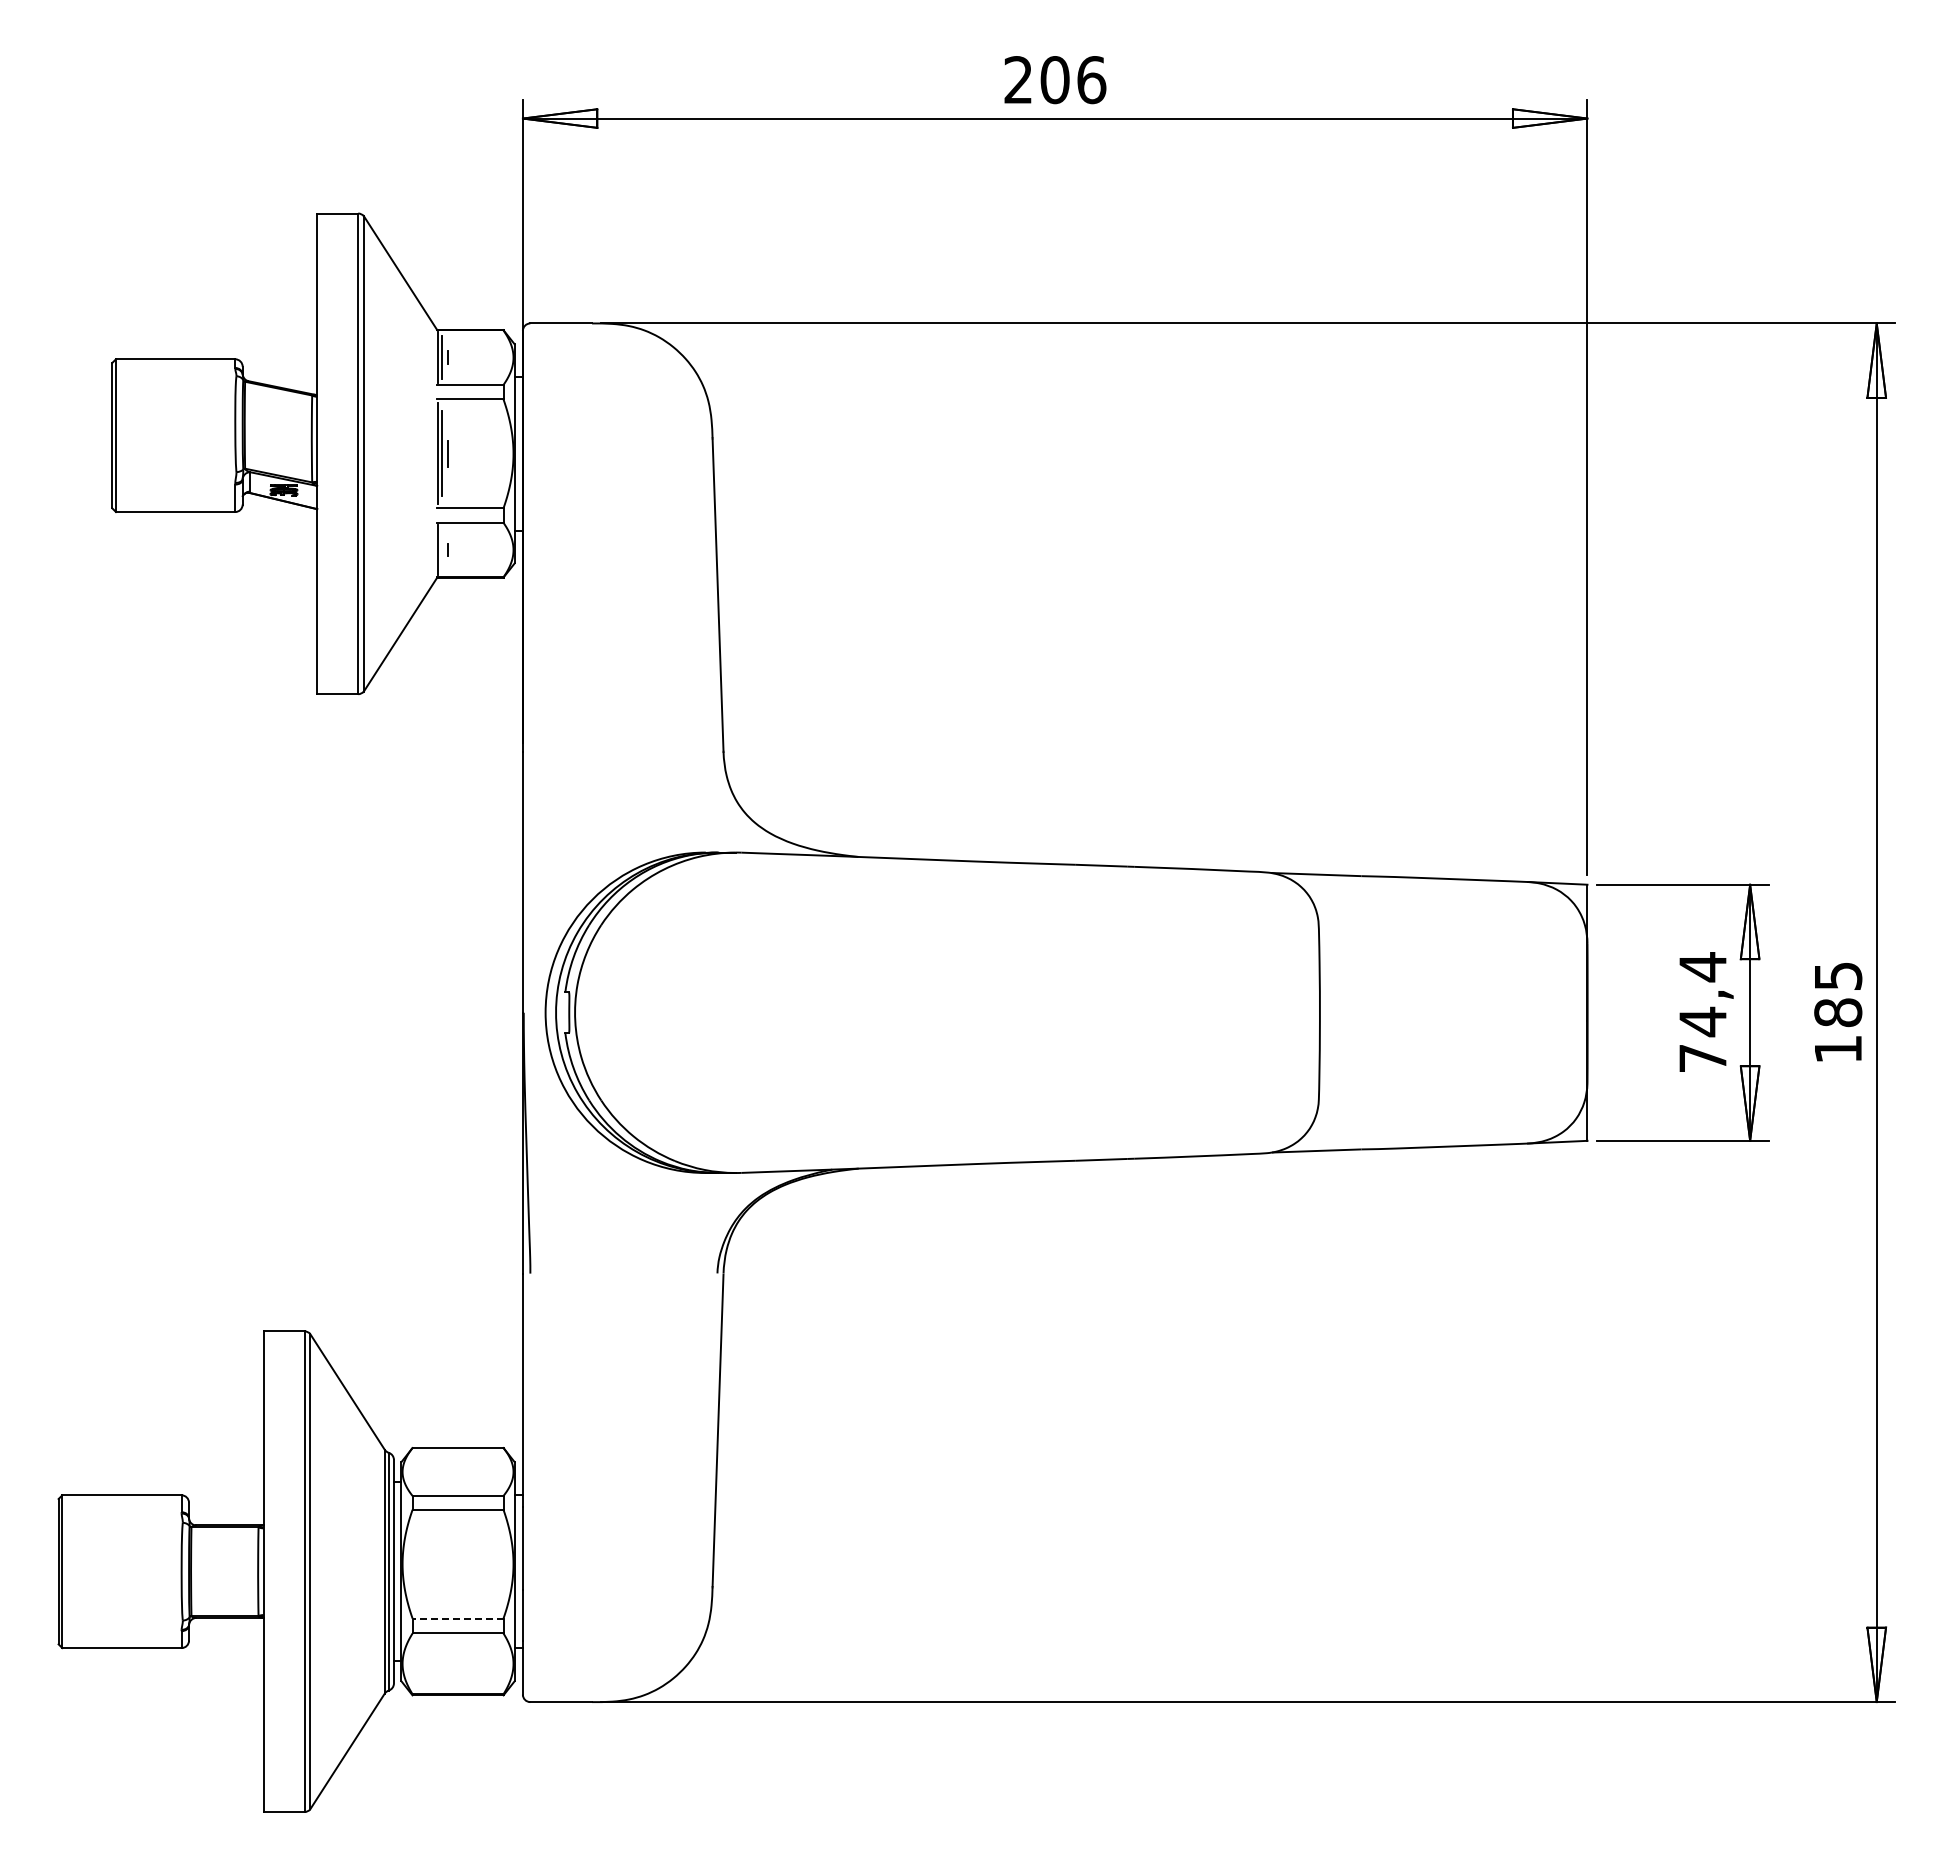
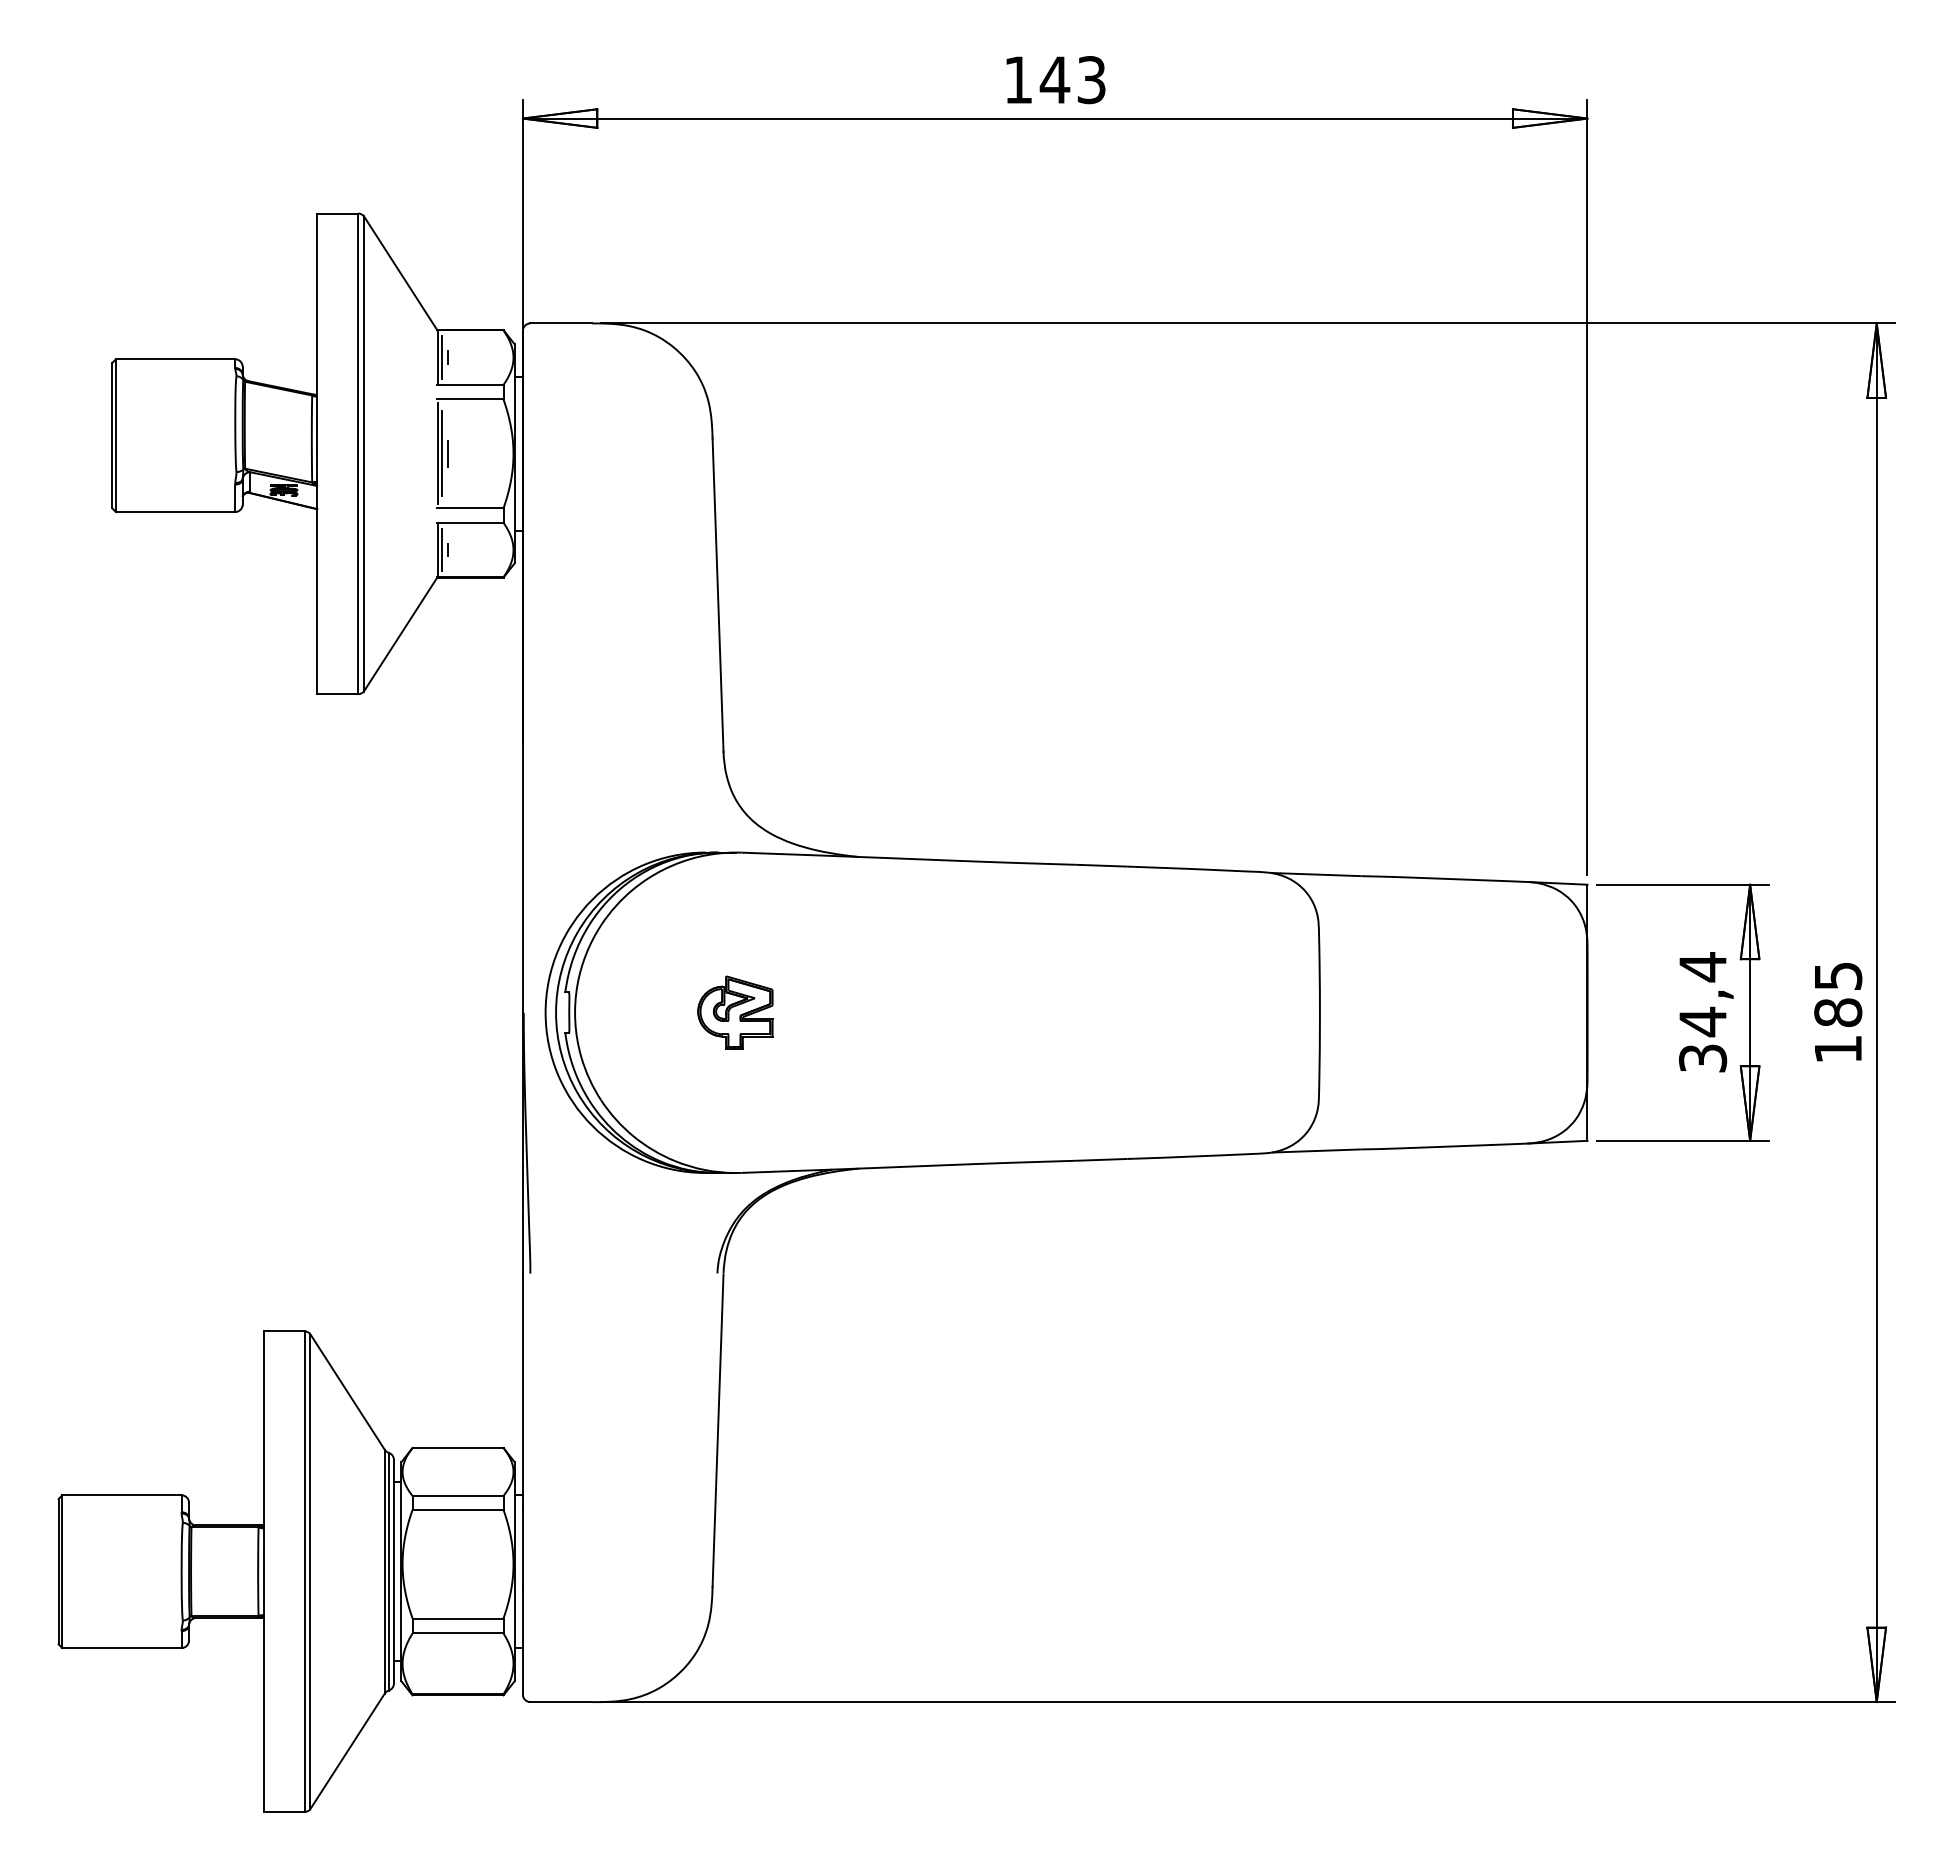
text: 206 -> 143 (1055, 80)
line: none -> present (442, 549)
part: none -> present (735, 1012)
text: 74,4 -> 34,4 (1702, 1058)
line: dashed -> solid (457, 1618)
